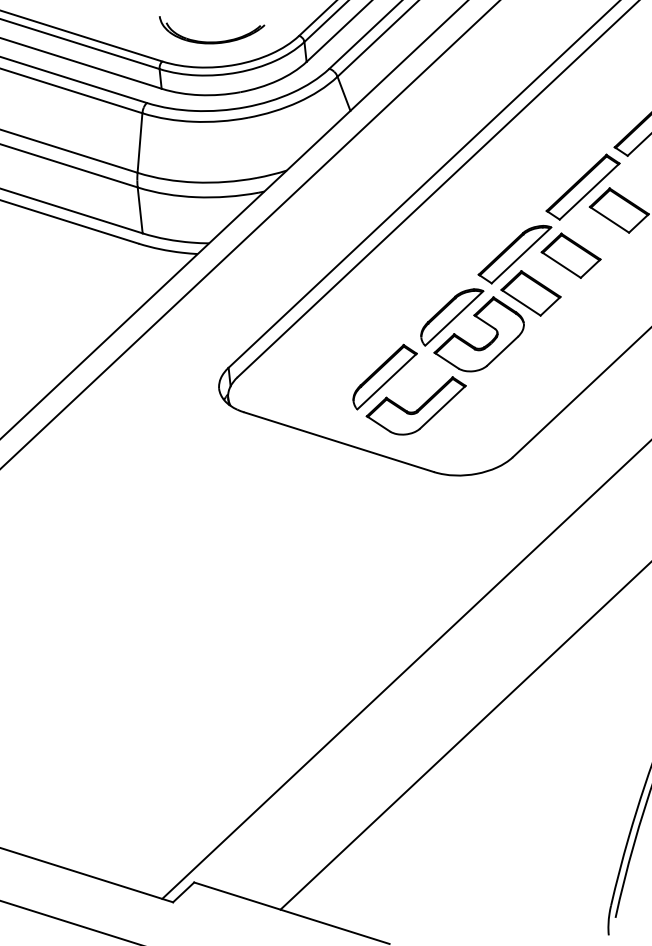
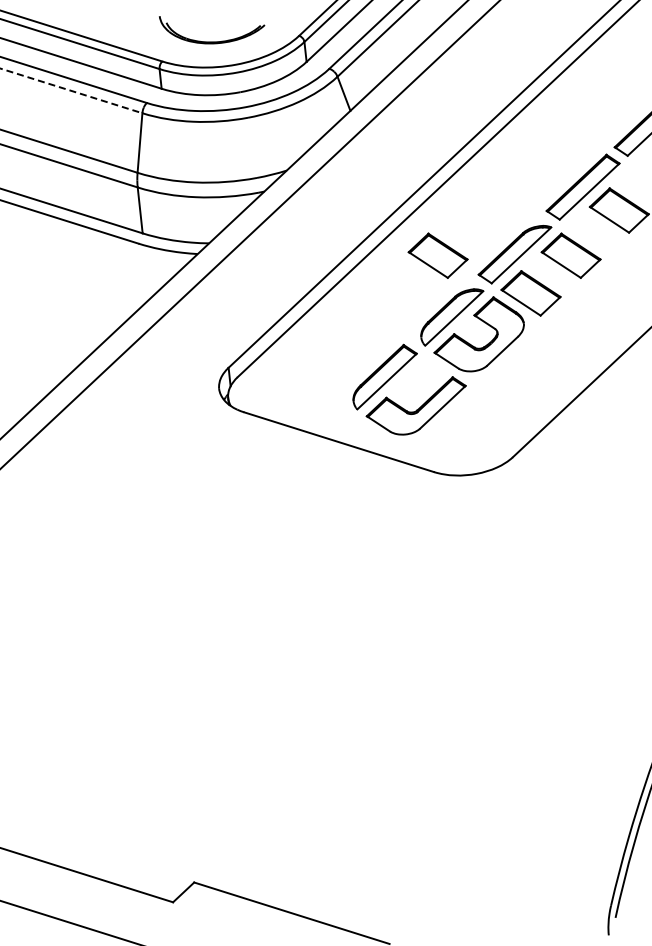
line: solid -> dashed (71, 91)
part: none -> present (437, 255)
line: present -> none (405, 670)
line: present -> none (464, 736)
